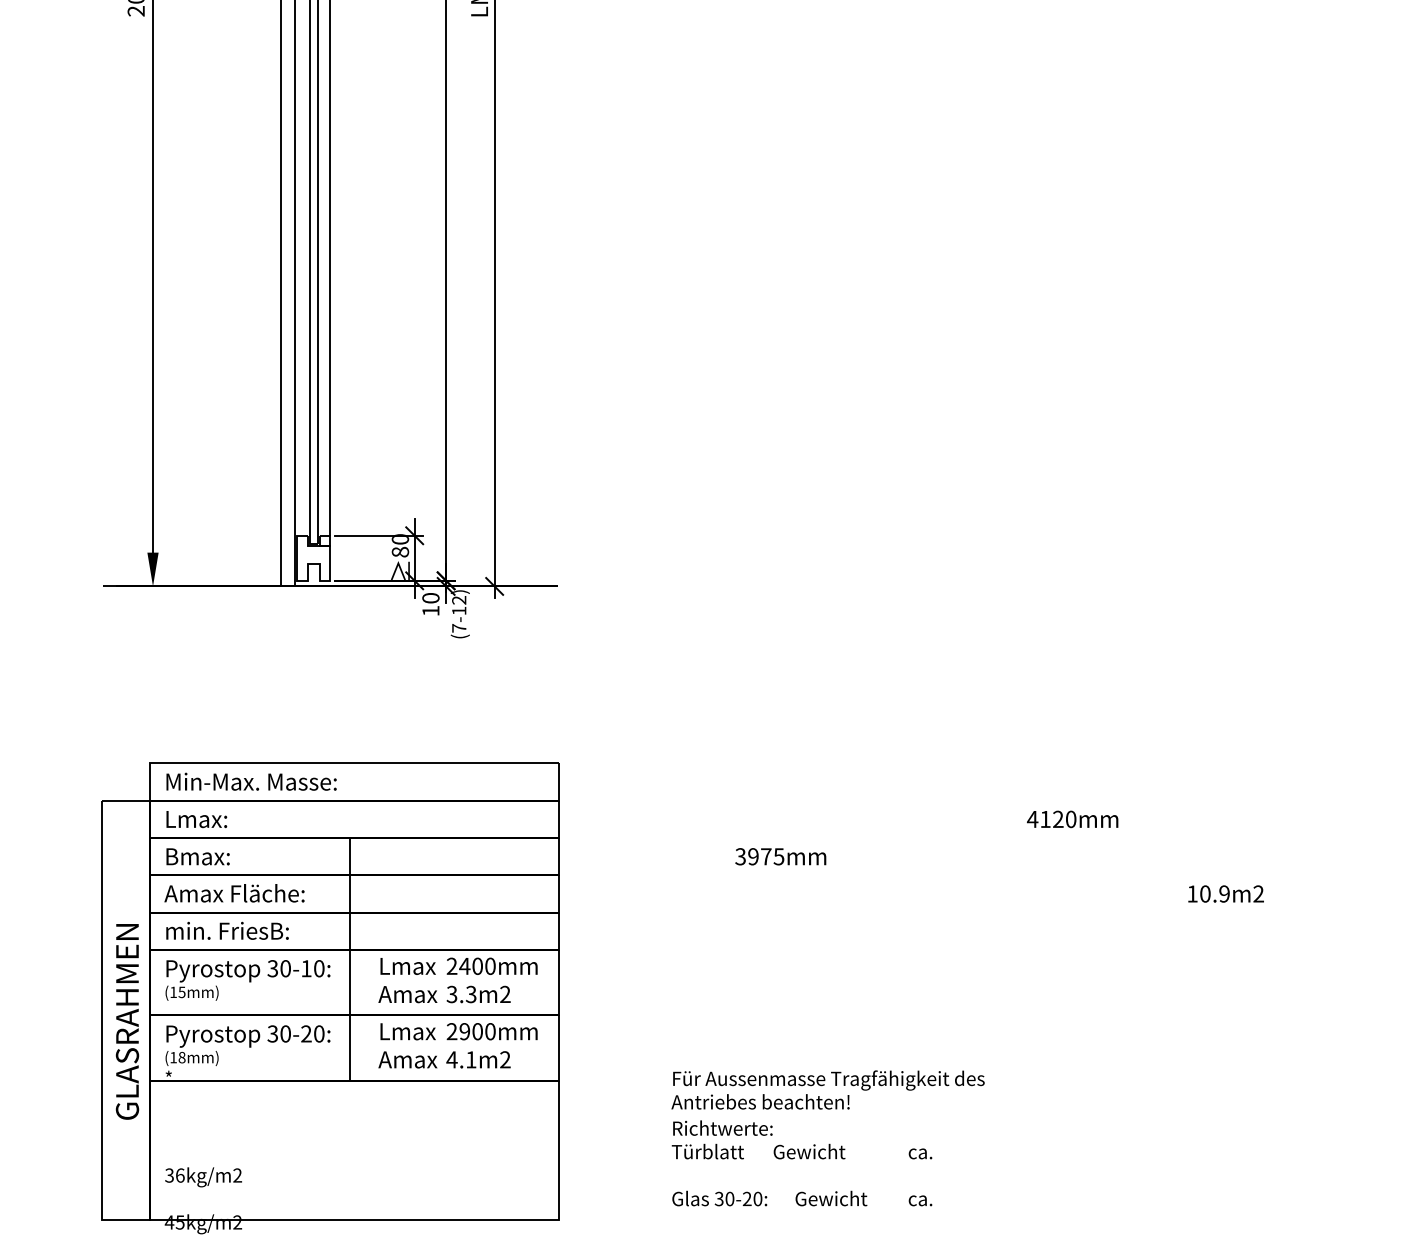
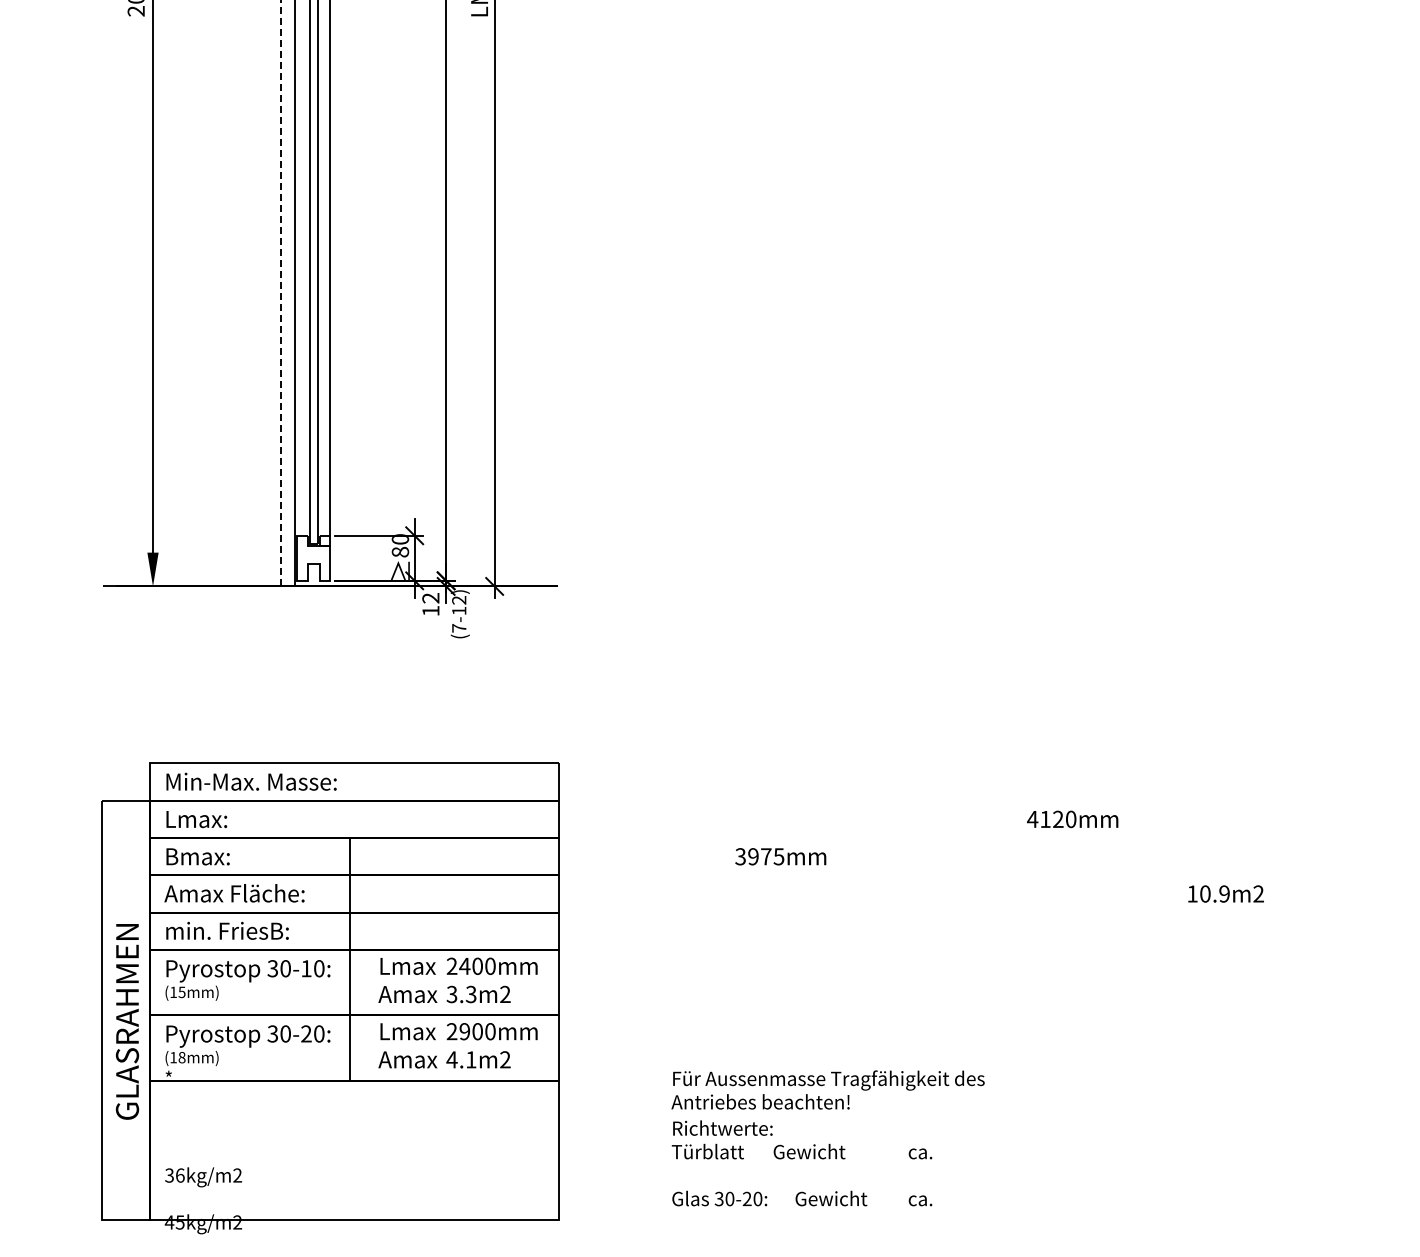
line: solid -> dashed (280, 293)
text: 10 -> 12 (430, 598)
